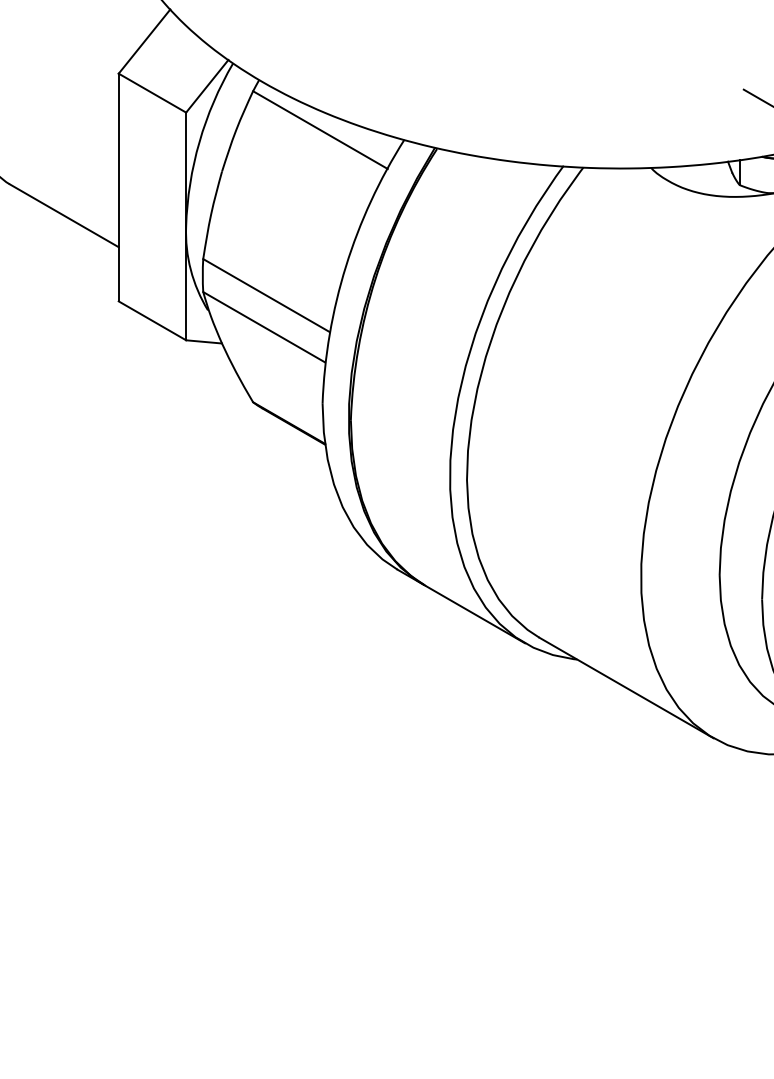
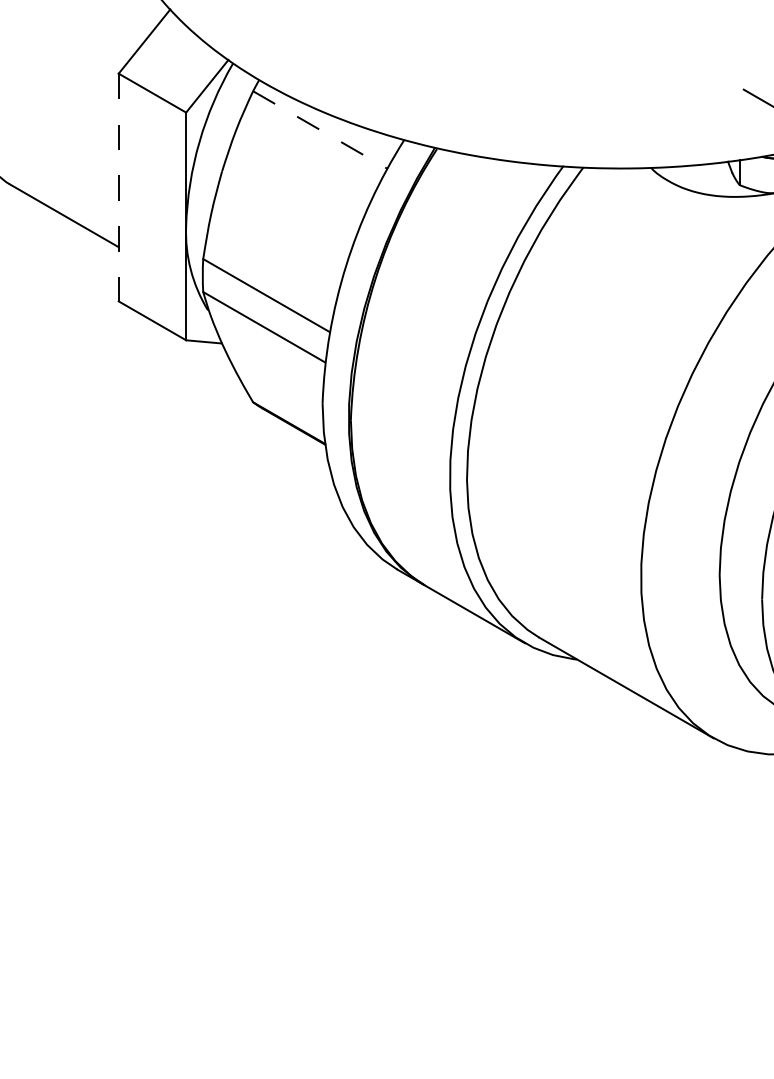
line: solid -> dashed (320, 130)
line: solid -> dashed (118, 187)
